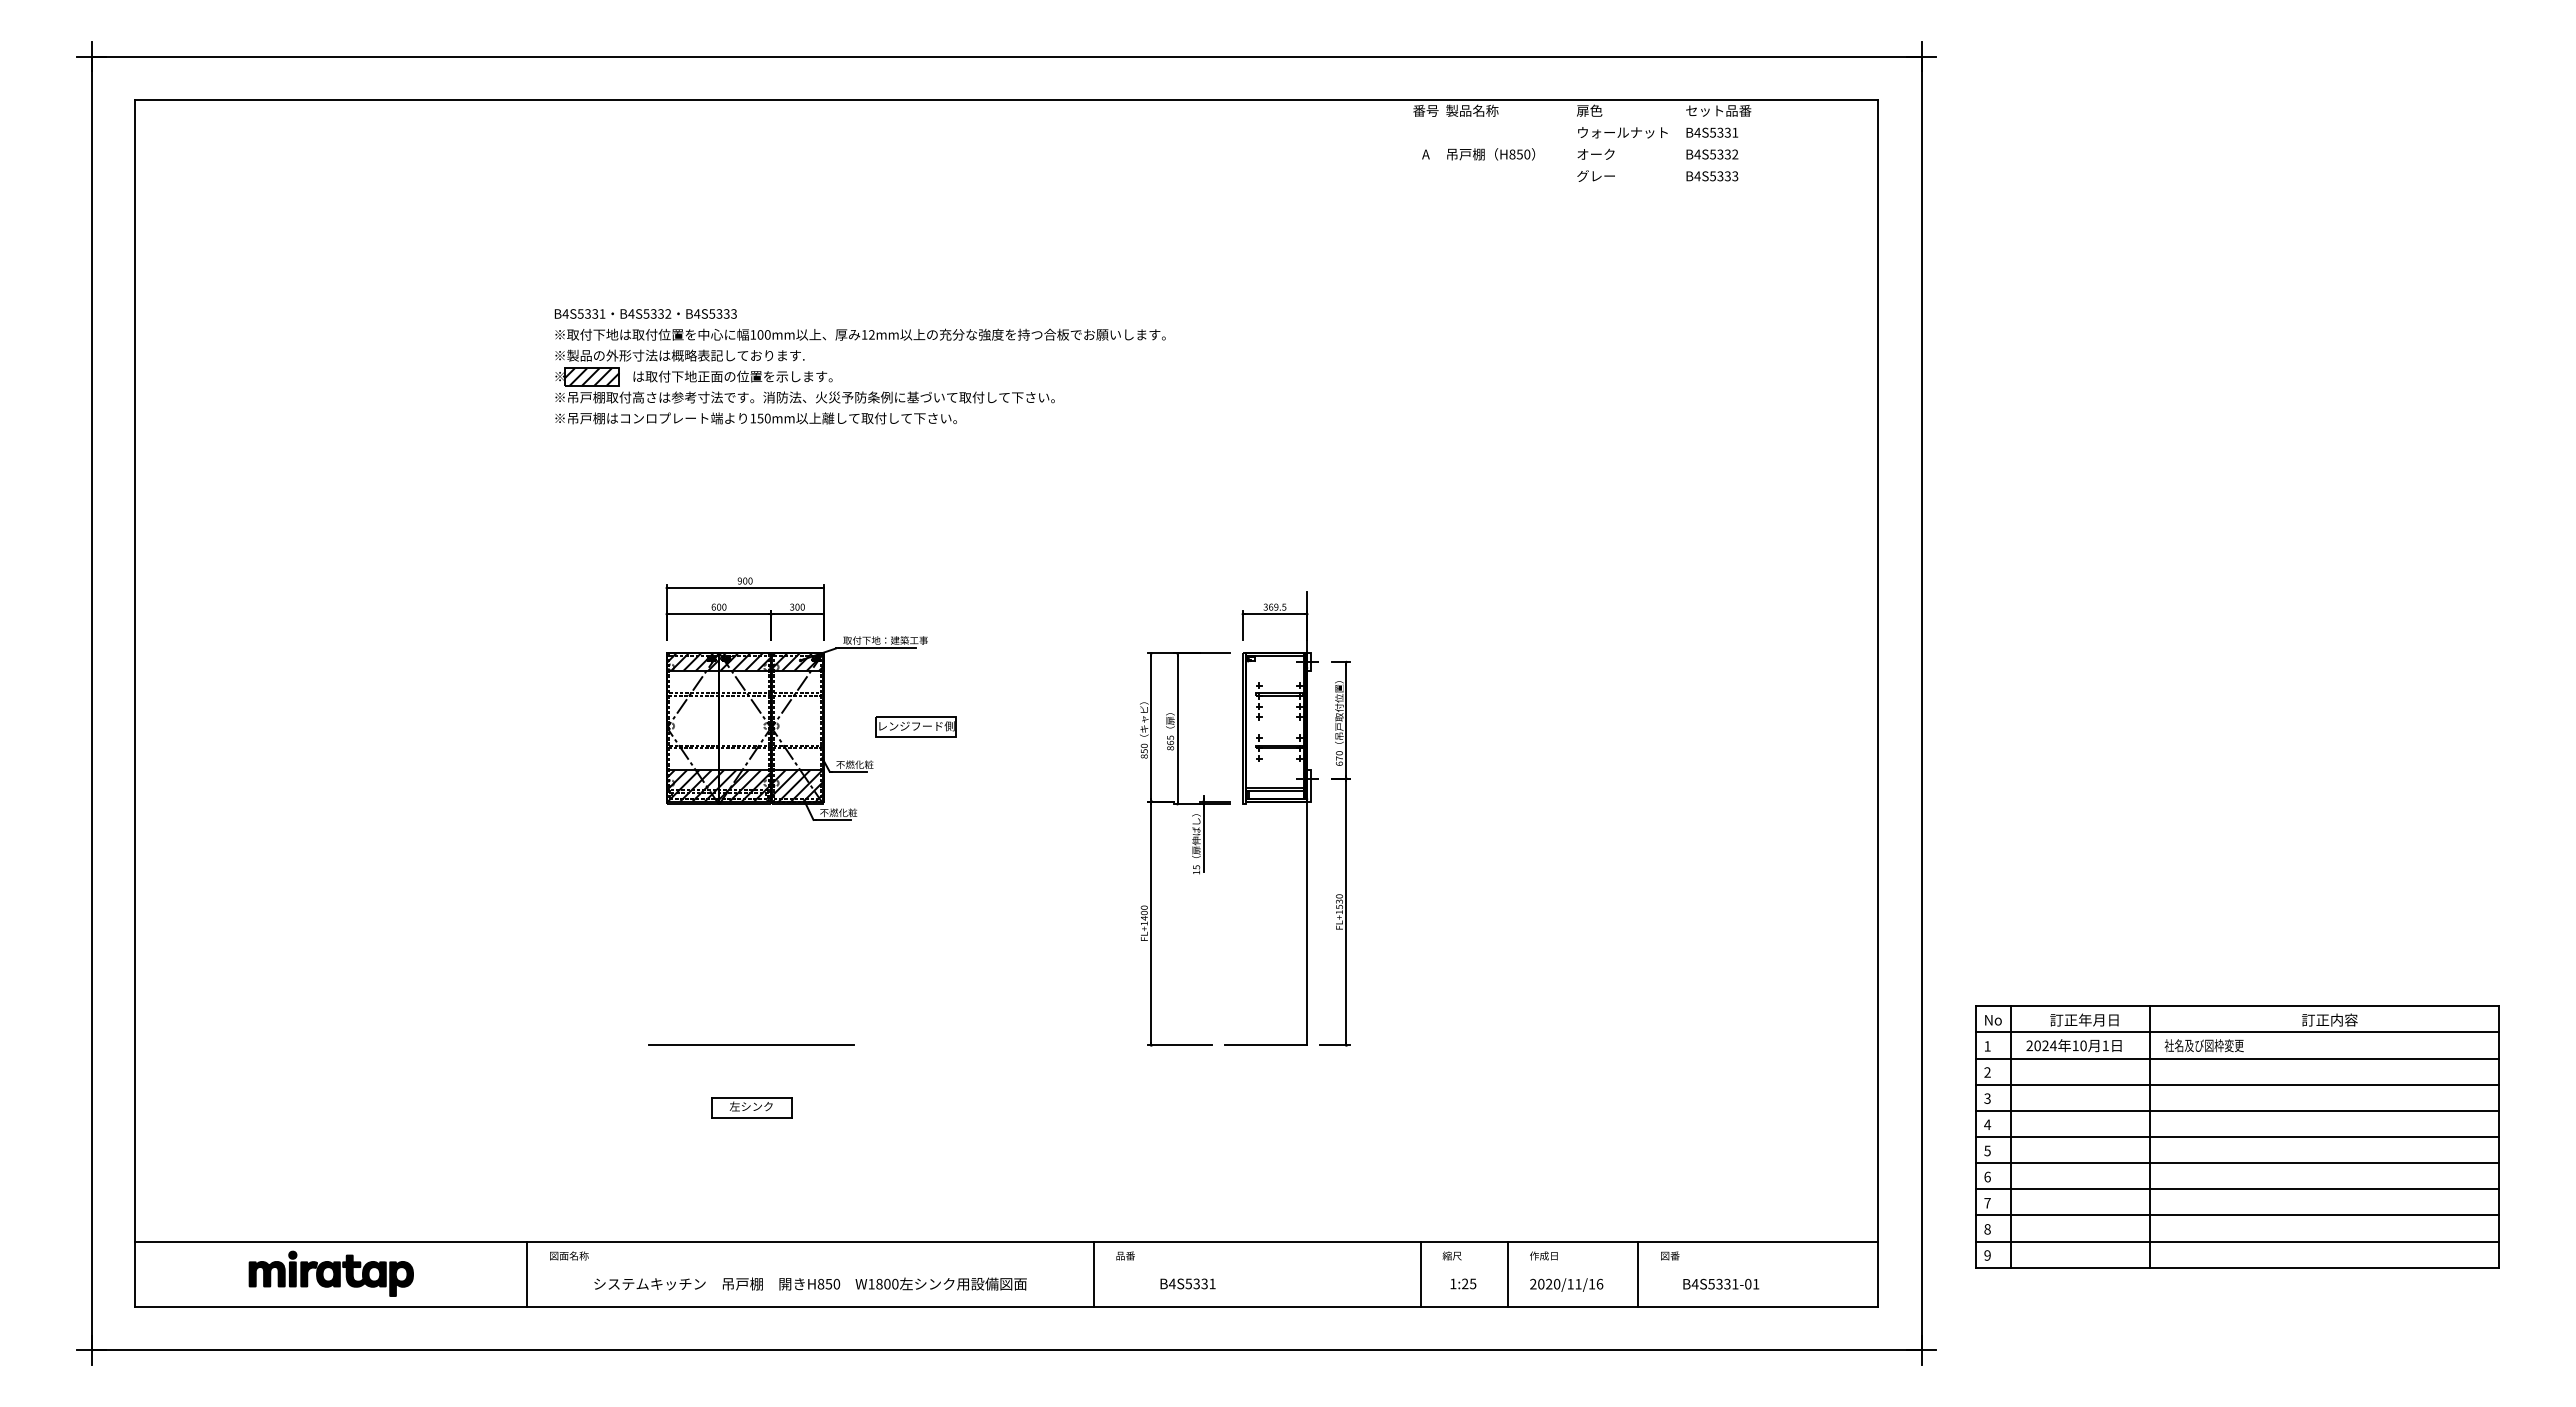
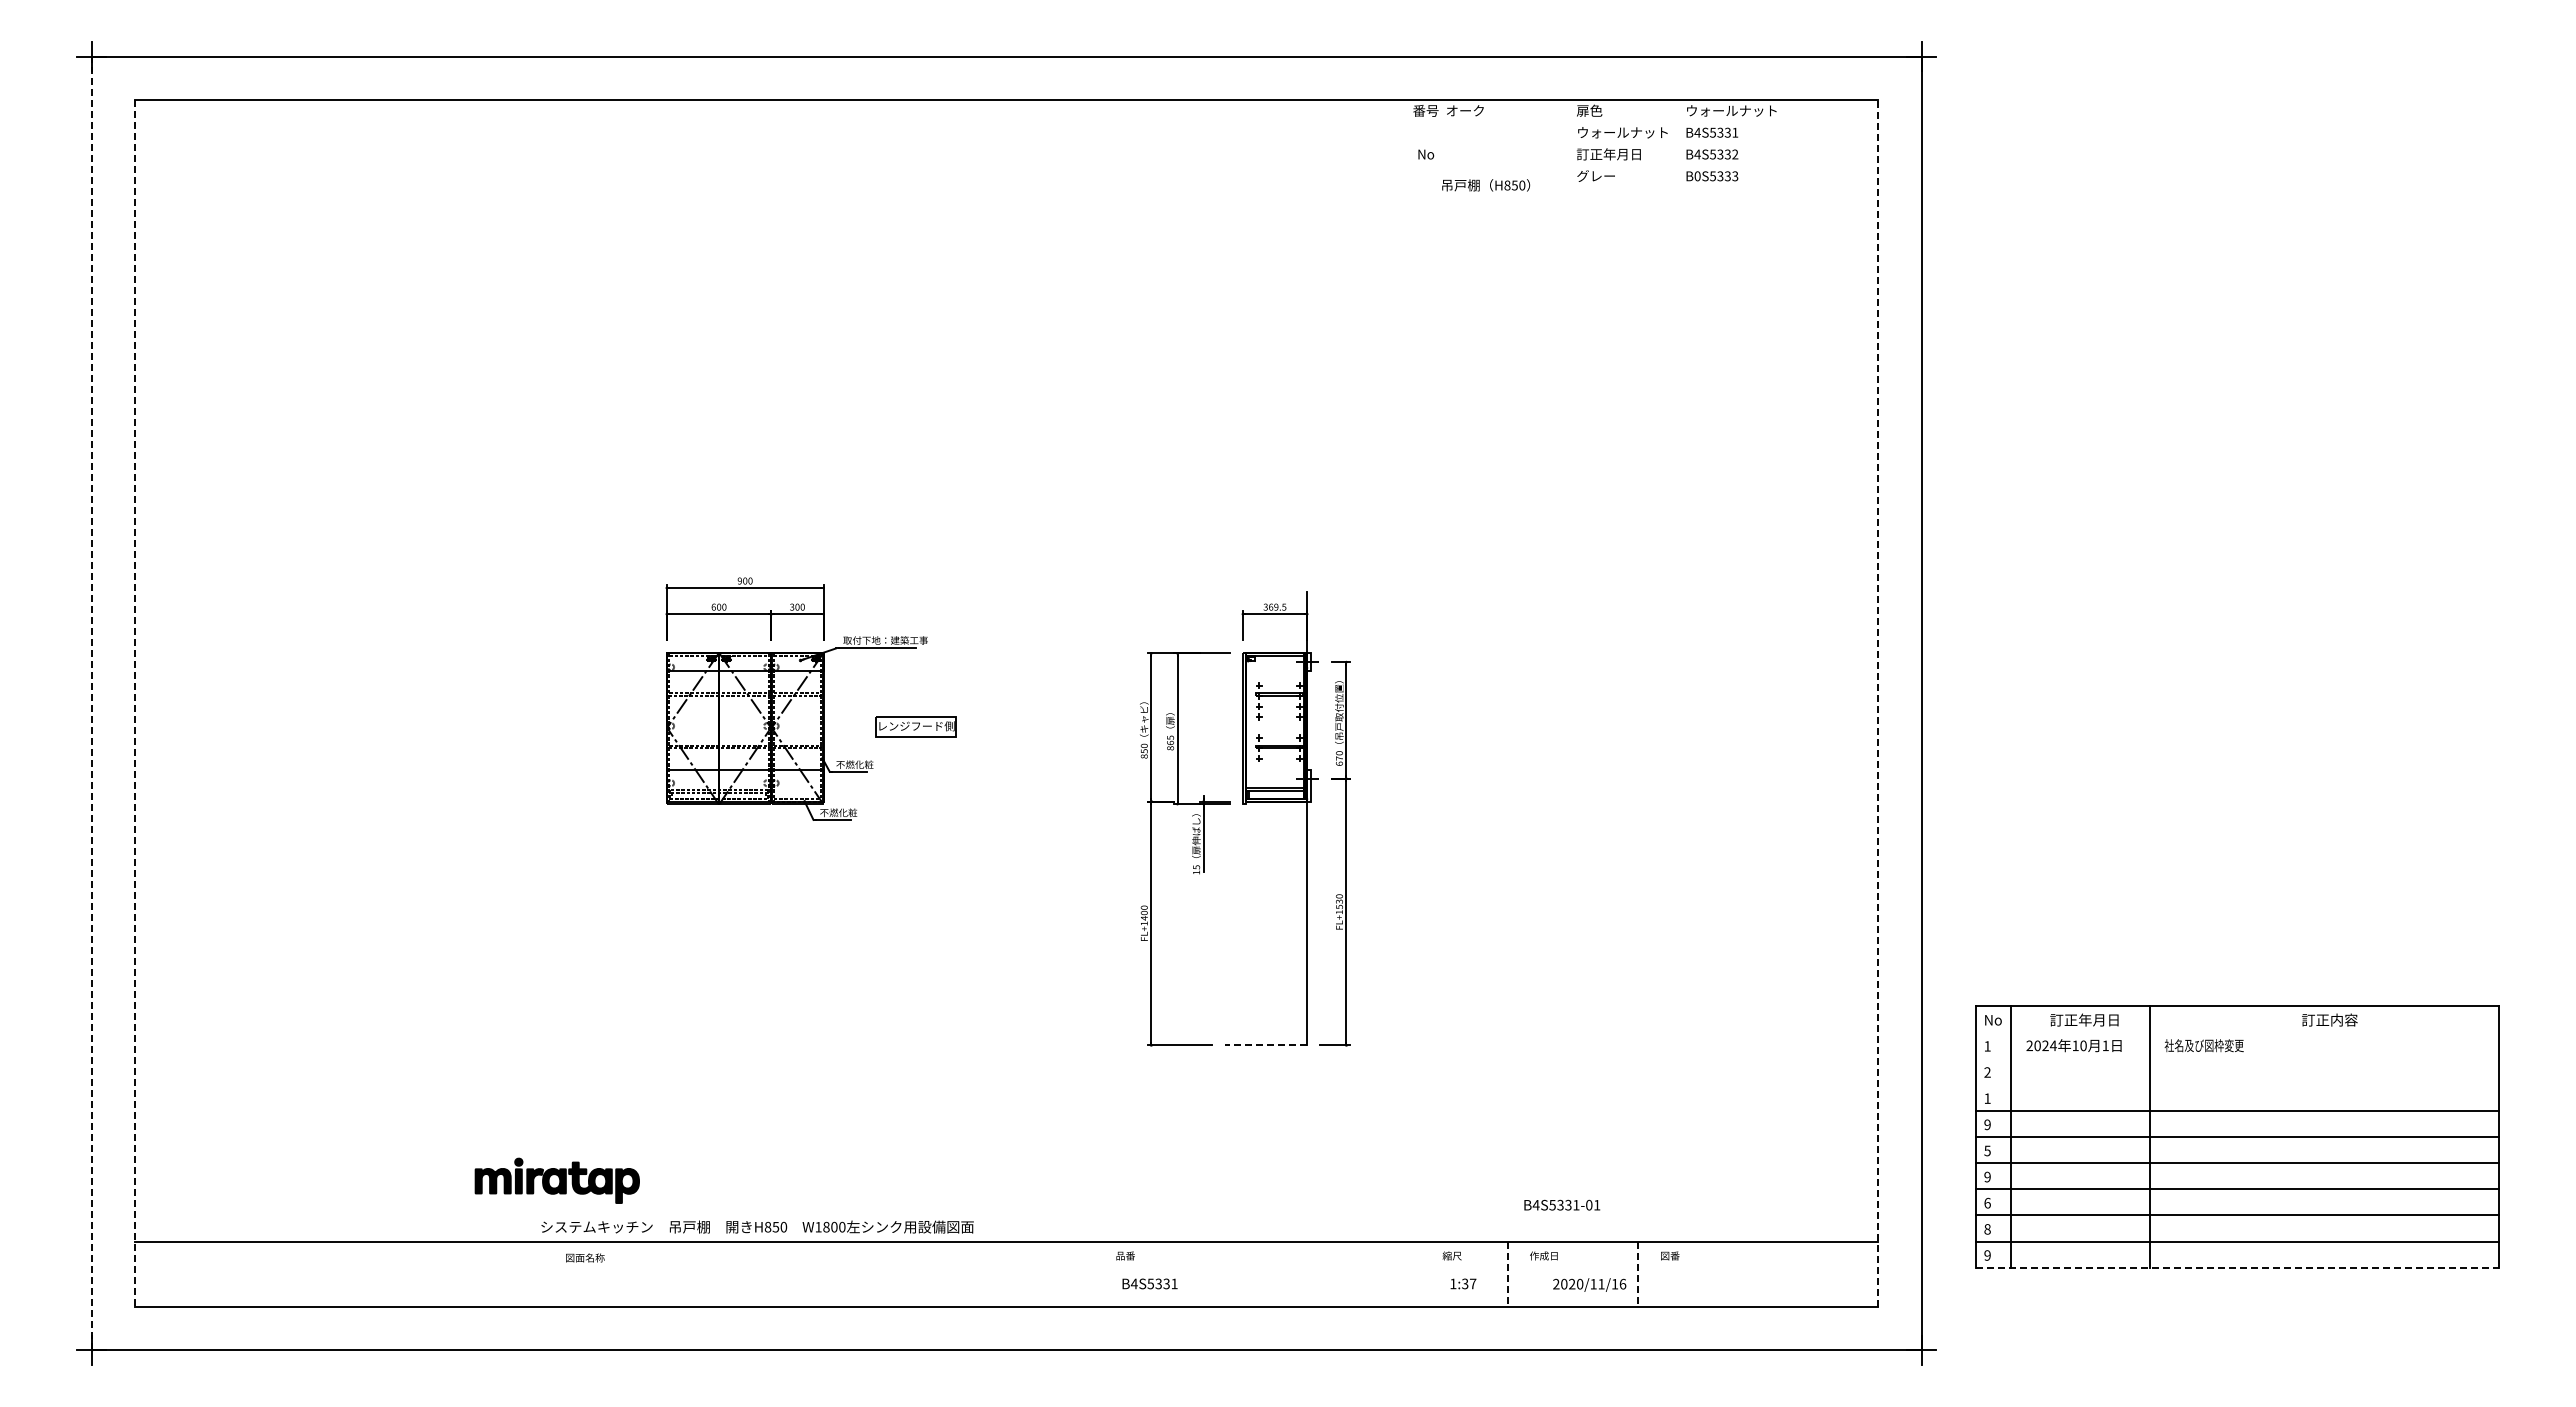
text: 製品名称 -> オーク (1472, 110)
text: セット品番 -> ウォールナット (1731, 110)
text: A -> No (1426, 154)
text position: (1491, 154) -> (1486, 185) (1486, 185)
text: オーク -> 訂正年月日 (1608, 154)
text: B4S5333 -> B0S5333 (1697, 176)
part: present -> none (862, 391)
hatch: present -> none (744, 661)
line: solid -> dashed (91, 703)
line: solid -> dashed (135, 703)
line: solid -> dashed (1877, 703)
hatch: present -> none (744, 785)
line: present -> none (2236, 1032)
line: present -> none (751, 1044)
line: solid -> dashed (1265, 1045)
line: present -> none (2236, 1058)
line: present -> none (2236, 1084)
text: 3 -> 1 (1987, 1098)
part: present -> none (751, 1107)
text: 4 -> 9 (1987, 1124)
text: 6 -> 9 (1987, 1176)
text: 7 -> 6 (1987, 1202)
text position: (569, 1255) -> (585, 1257) (585, 1257)
line: solid -> dashed (2237, 1267)
part position: (330, 1273) -> (556, 1180) (556, 1180)
line: present -> none (527, 1273)
line: present -> none (1093, 1273)
line: present -> none (1420, 1273)
line: solid -> dashed (1507, 1274)
line: solid -> dashed (1638, 1274)
text position: (810, 1283) -> (757, 1226) (757, 1226)
text position: (1187, 1283) -> (1149, 1283) (1149, 1283)
text: 1:25 -> 1:37 (1469, 1283)
text position: (1721, 1283) -> (1562, 1204) (1562, 1204)
text position: (1566, 1284) -> (1589, 1284) (1589, 1284)
